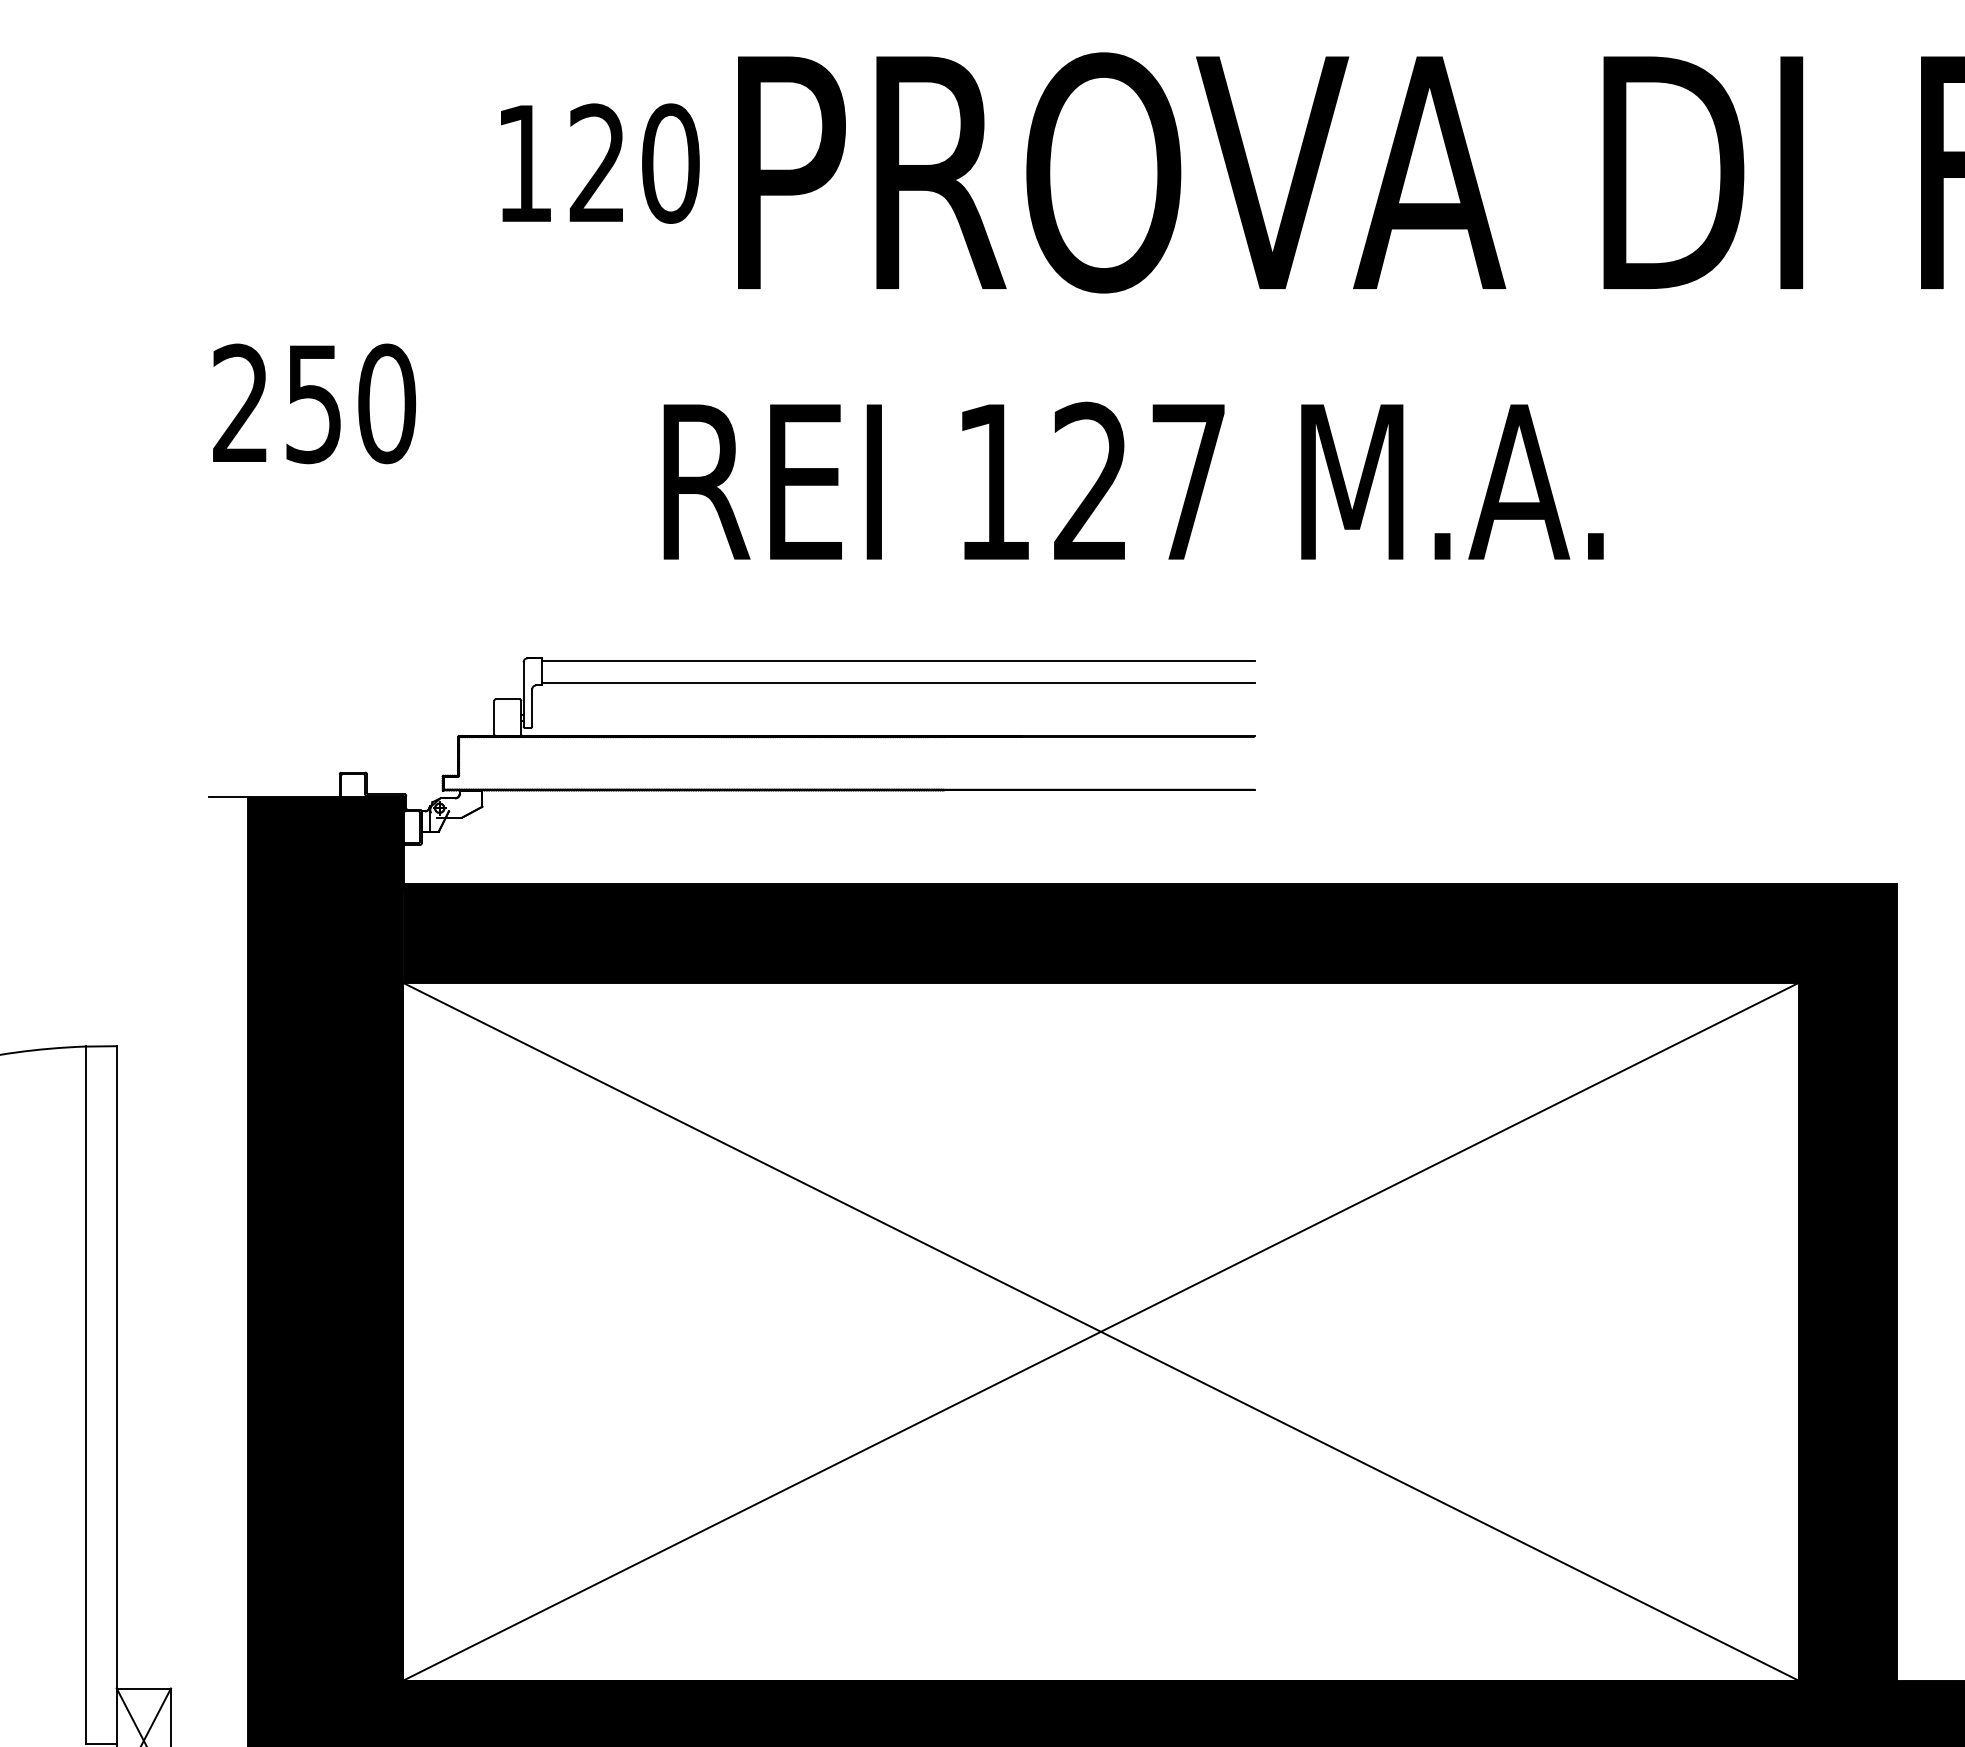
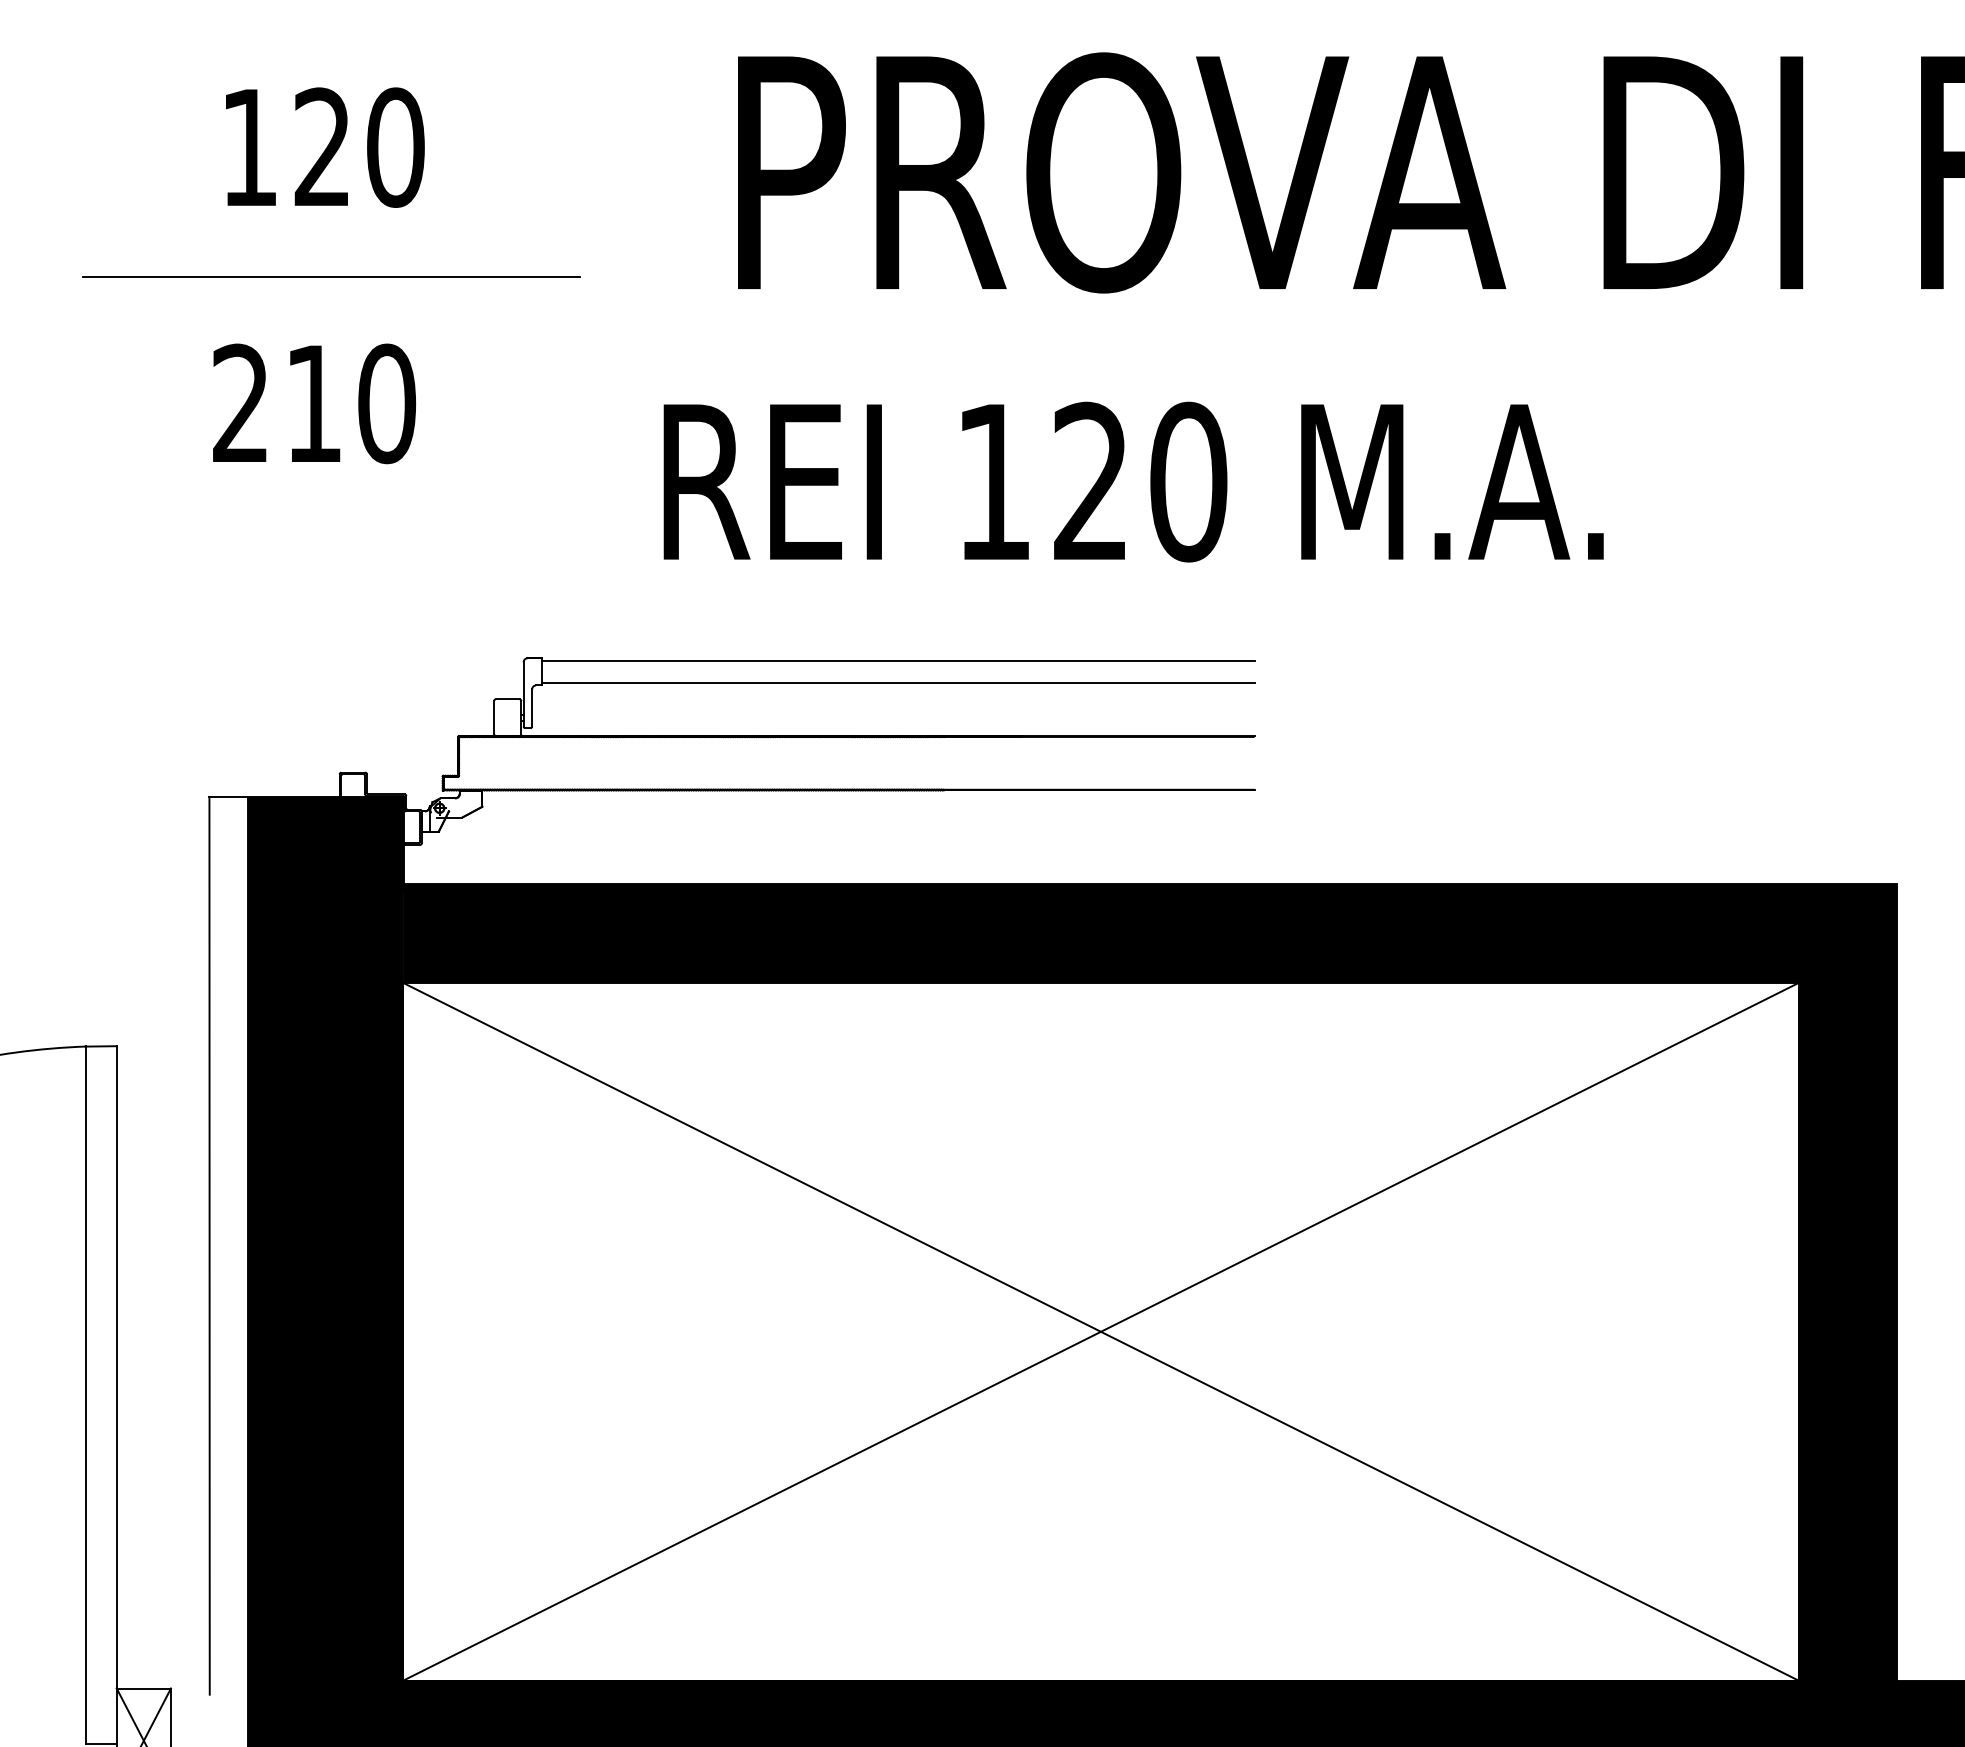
text position: (600, 163) -> (325, 147) (325, 147)
line: none -> present (330, 277)
text: 250 -> 210 (313, 404)
text: 127 -> 120 (1188, 481)
line: none -> present (209, 1245)
